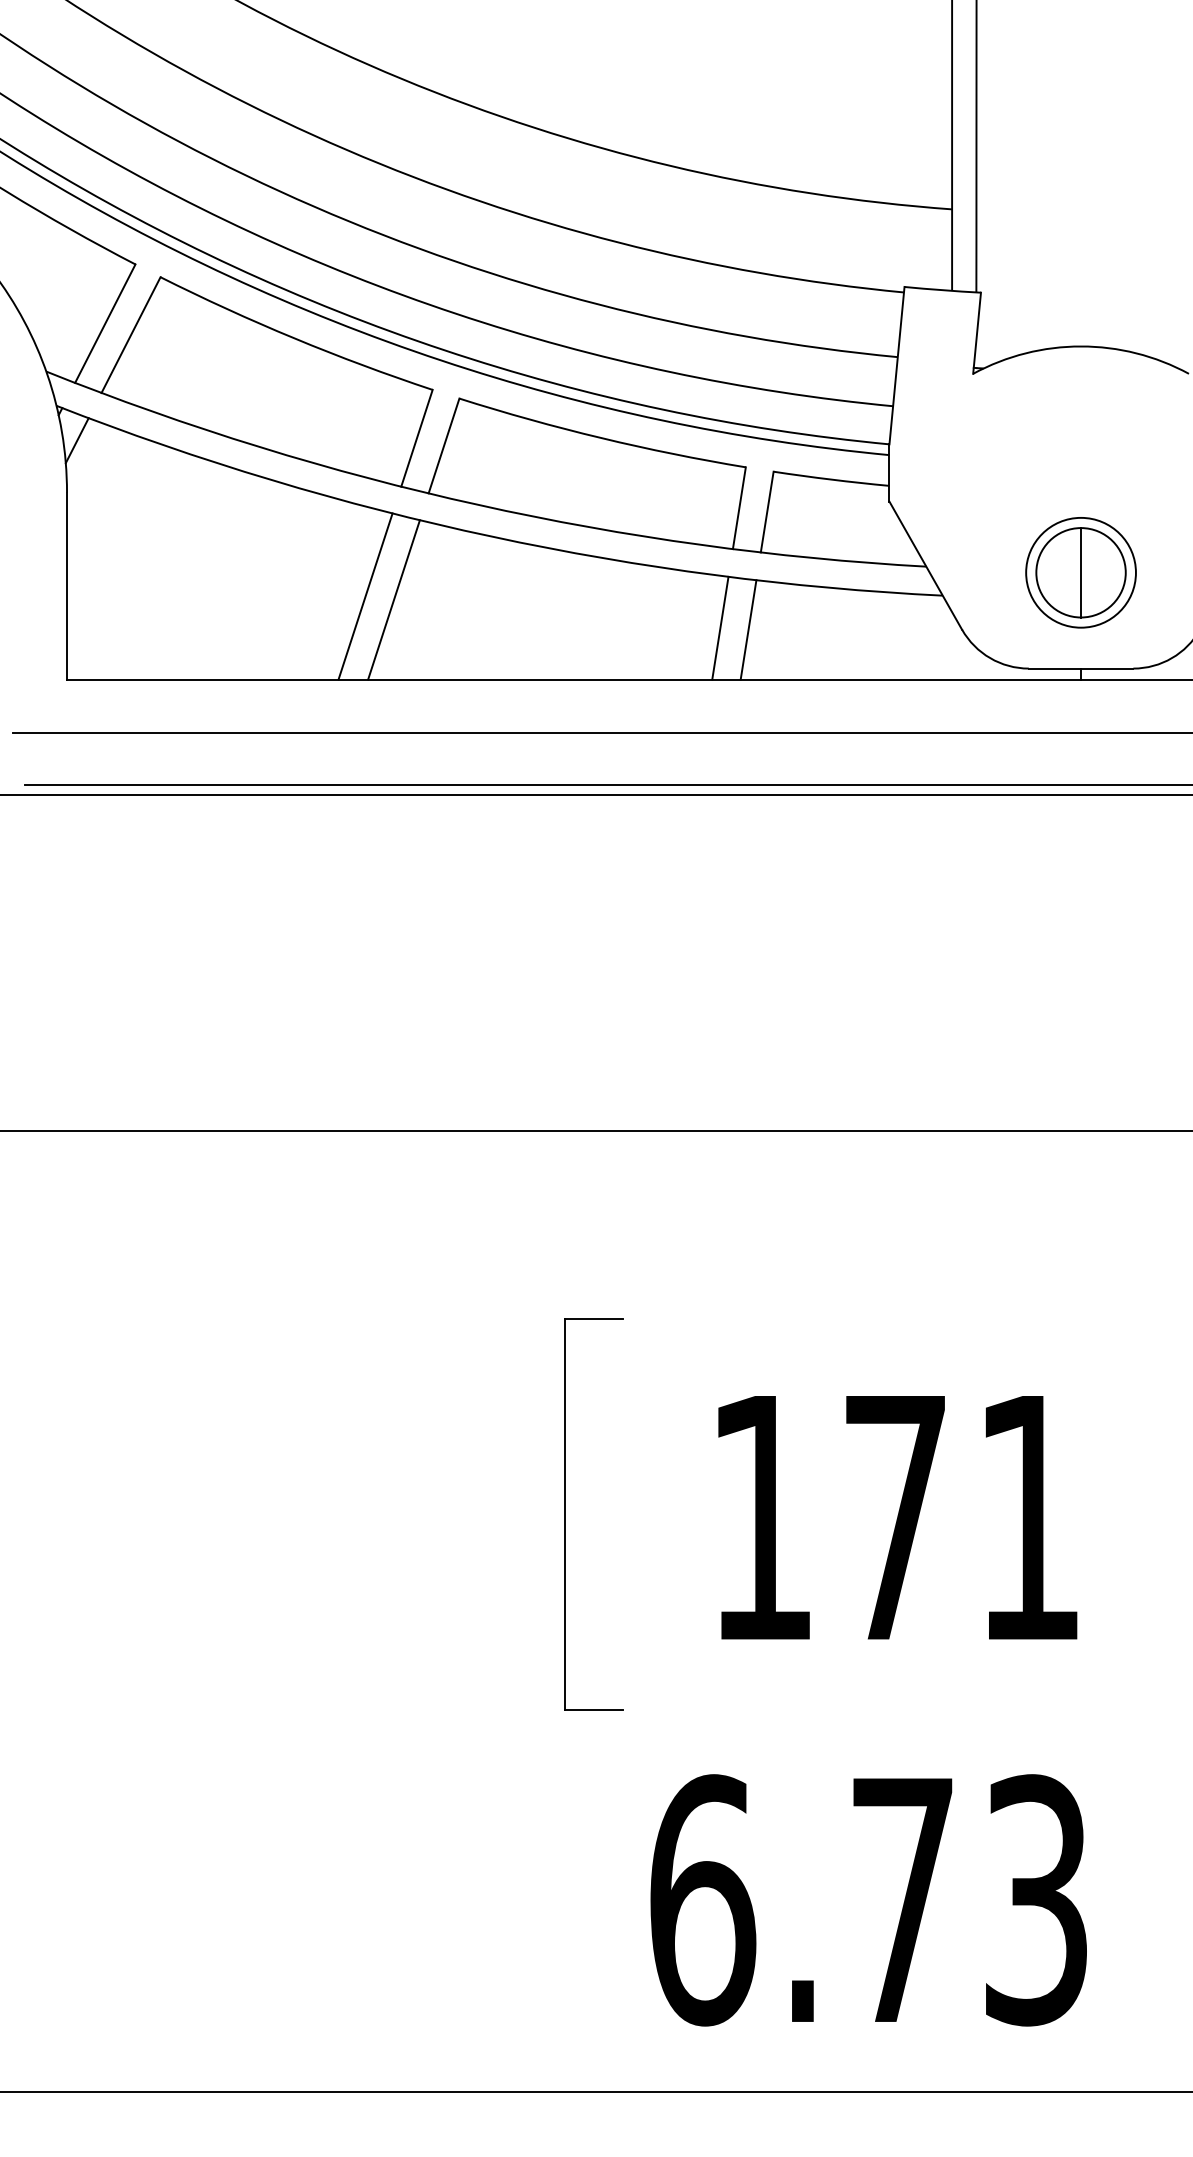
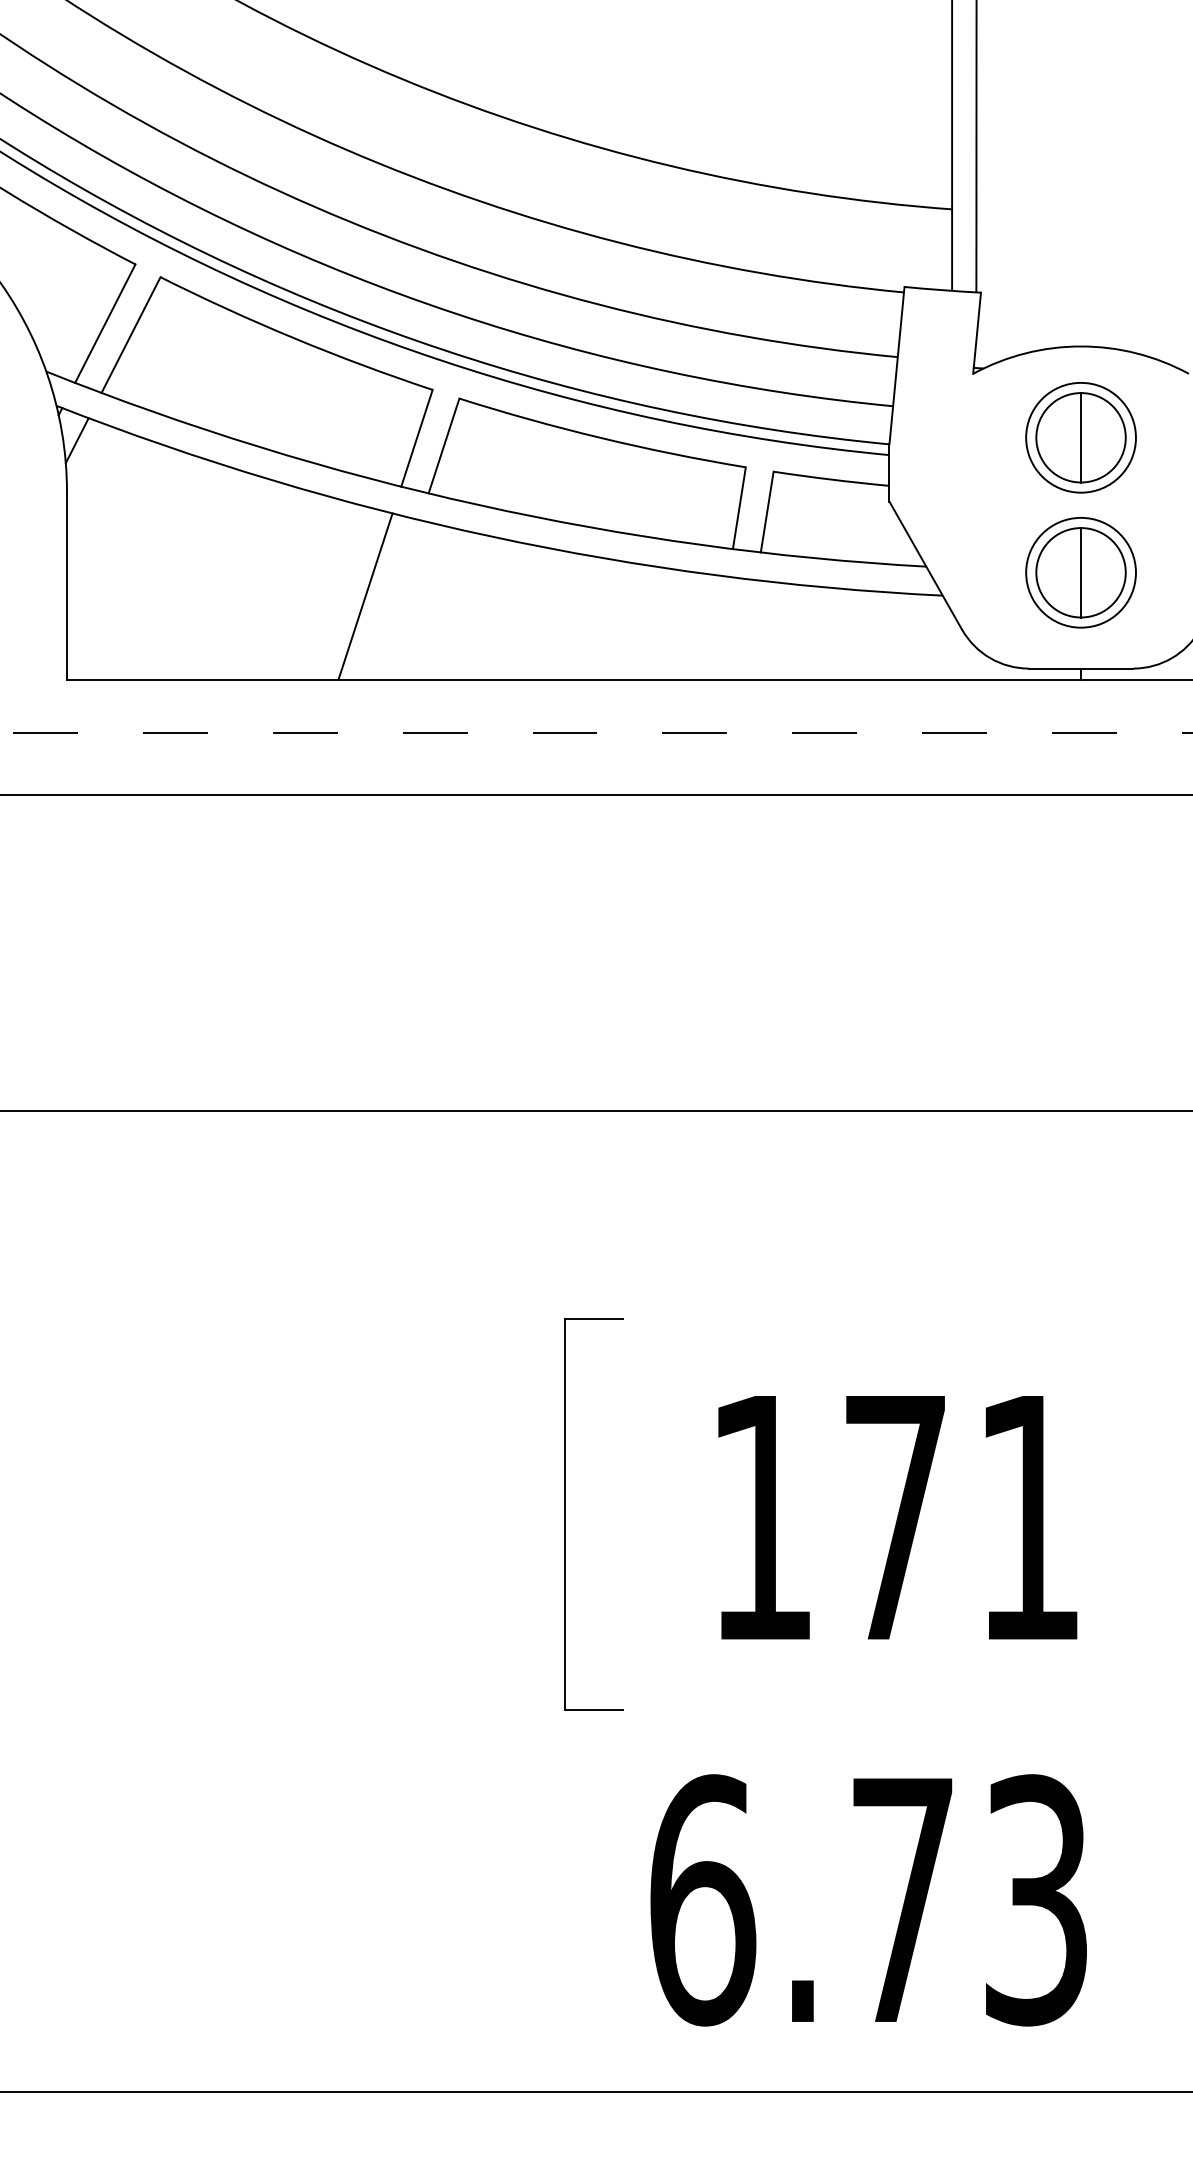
part: none -> present (1080, 437)
line: present -> none (393, 599)
line: present -> none (720, 627)
line: present -> none (748, 629)
line: solid -> dashed (603, 733)
line: present -> none (607, 785)
line position: (595, 1131) -> (595, 1111) (595, 1111)
